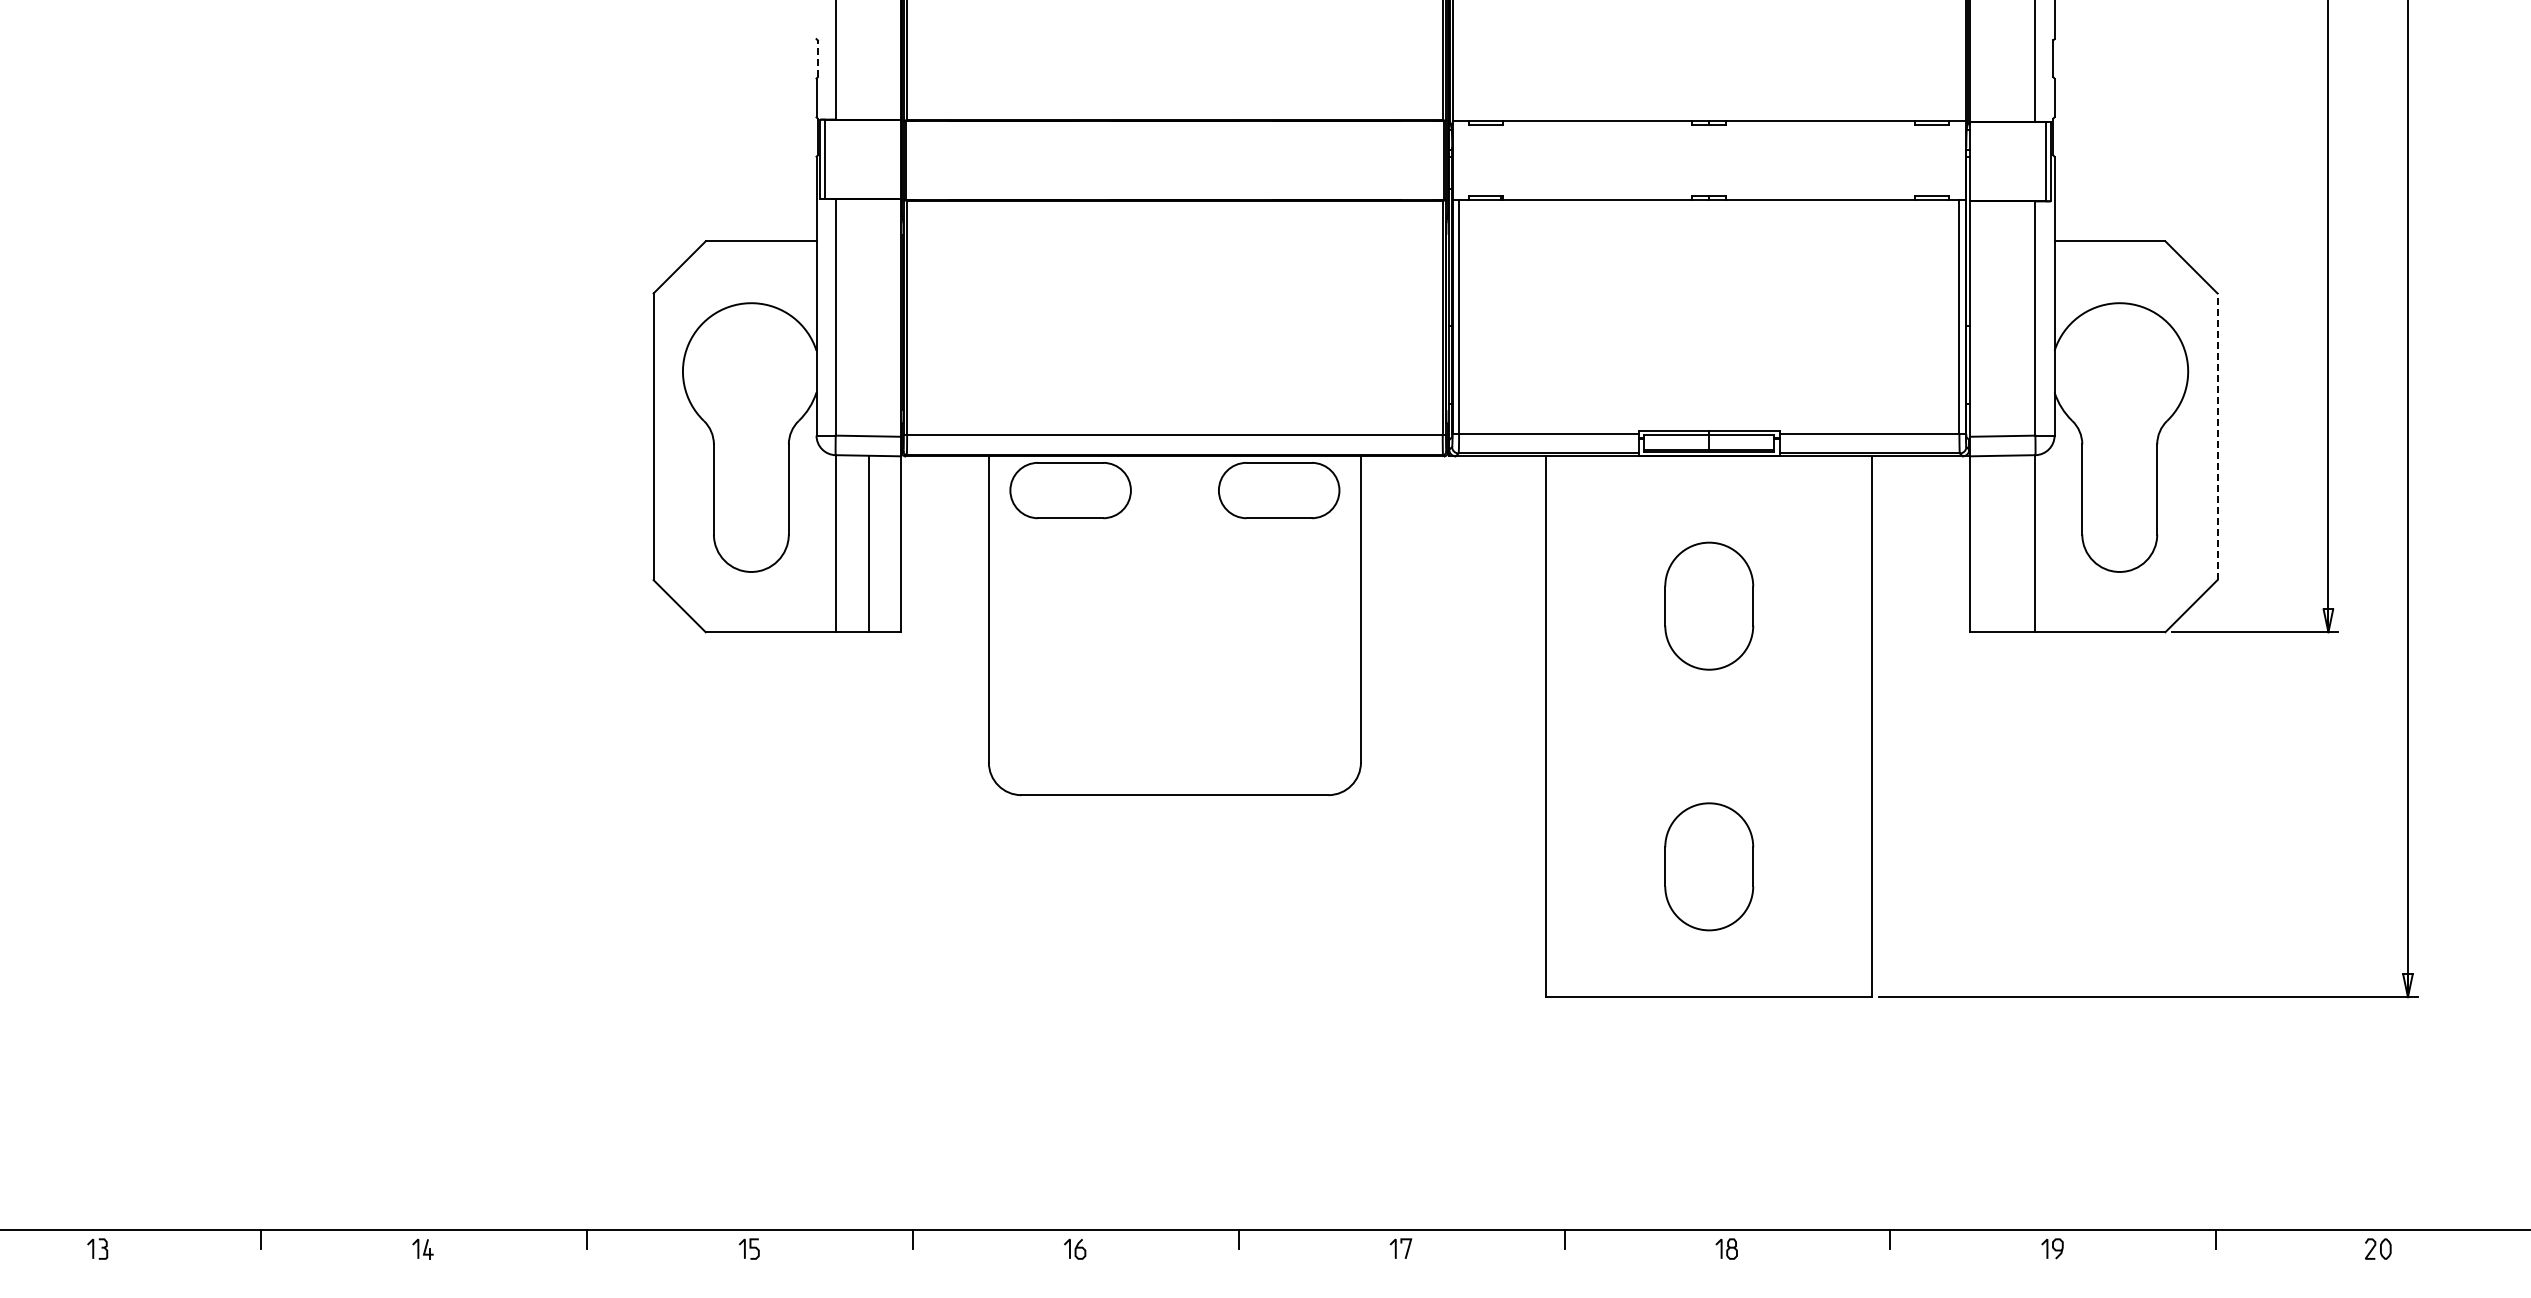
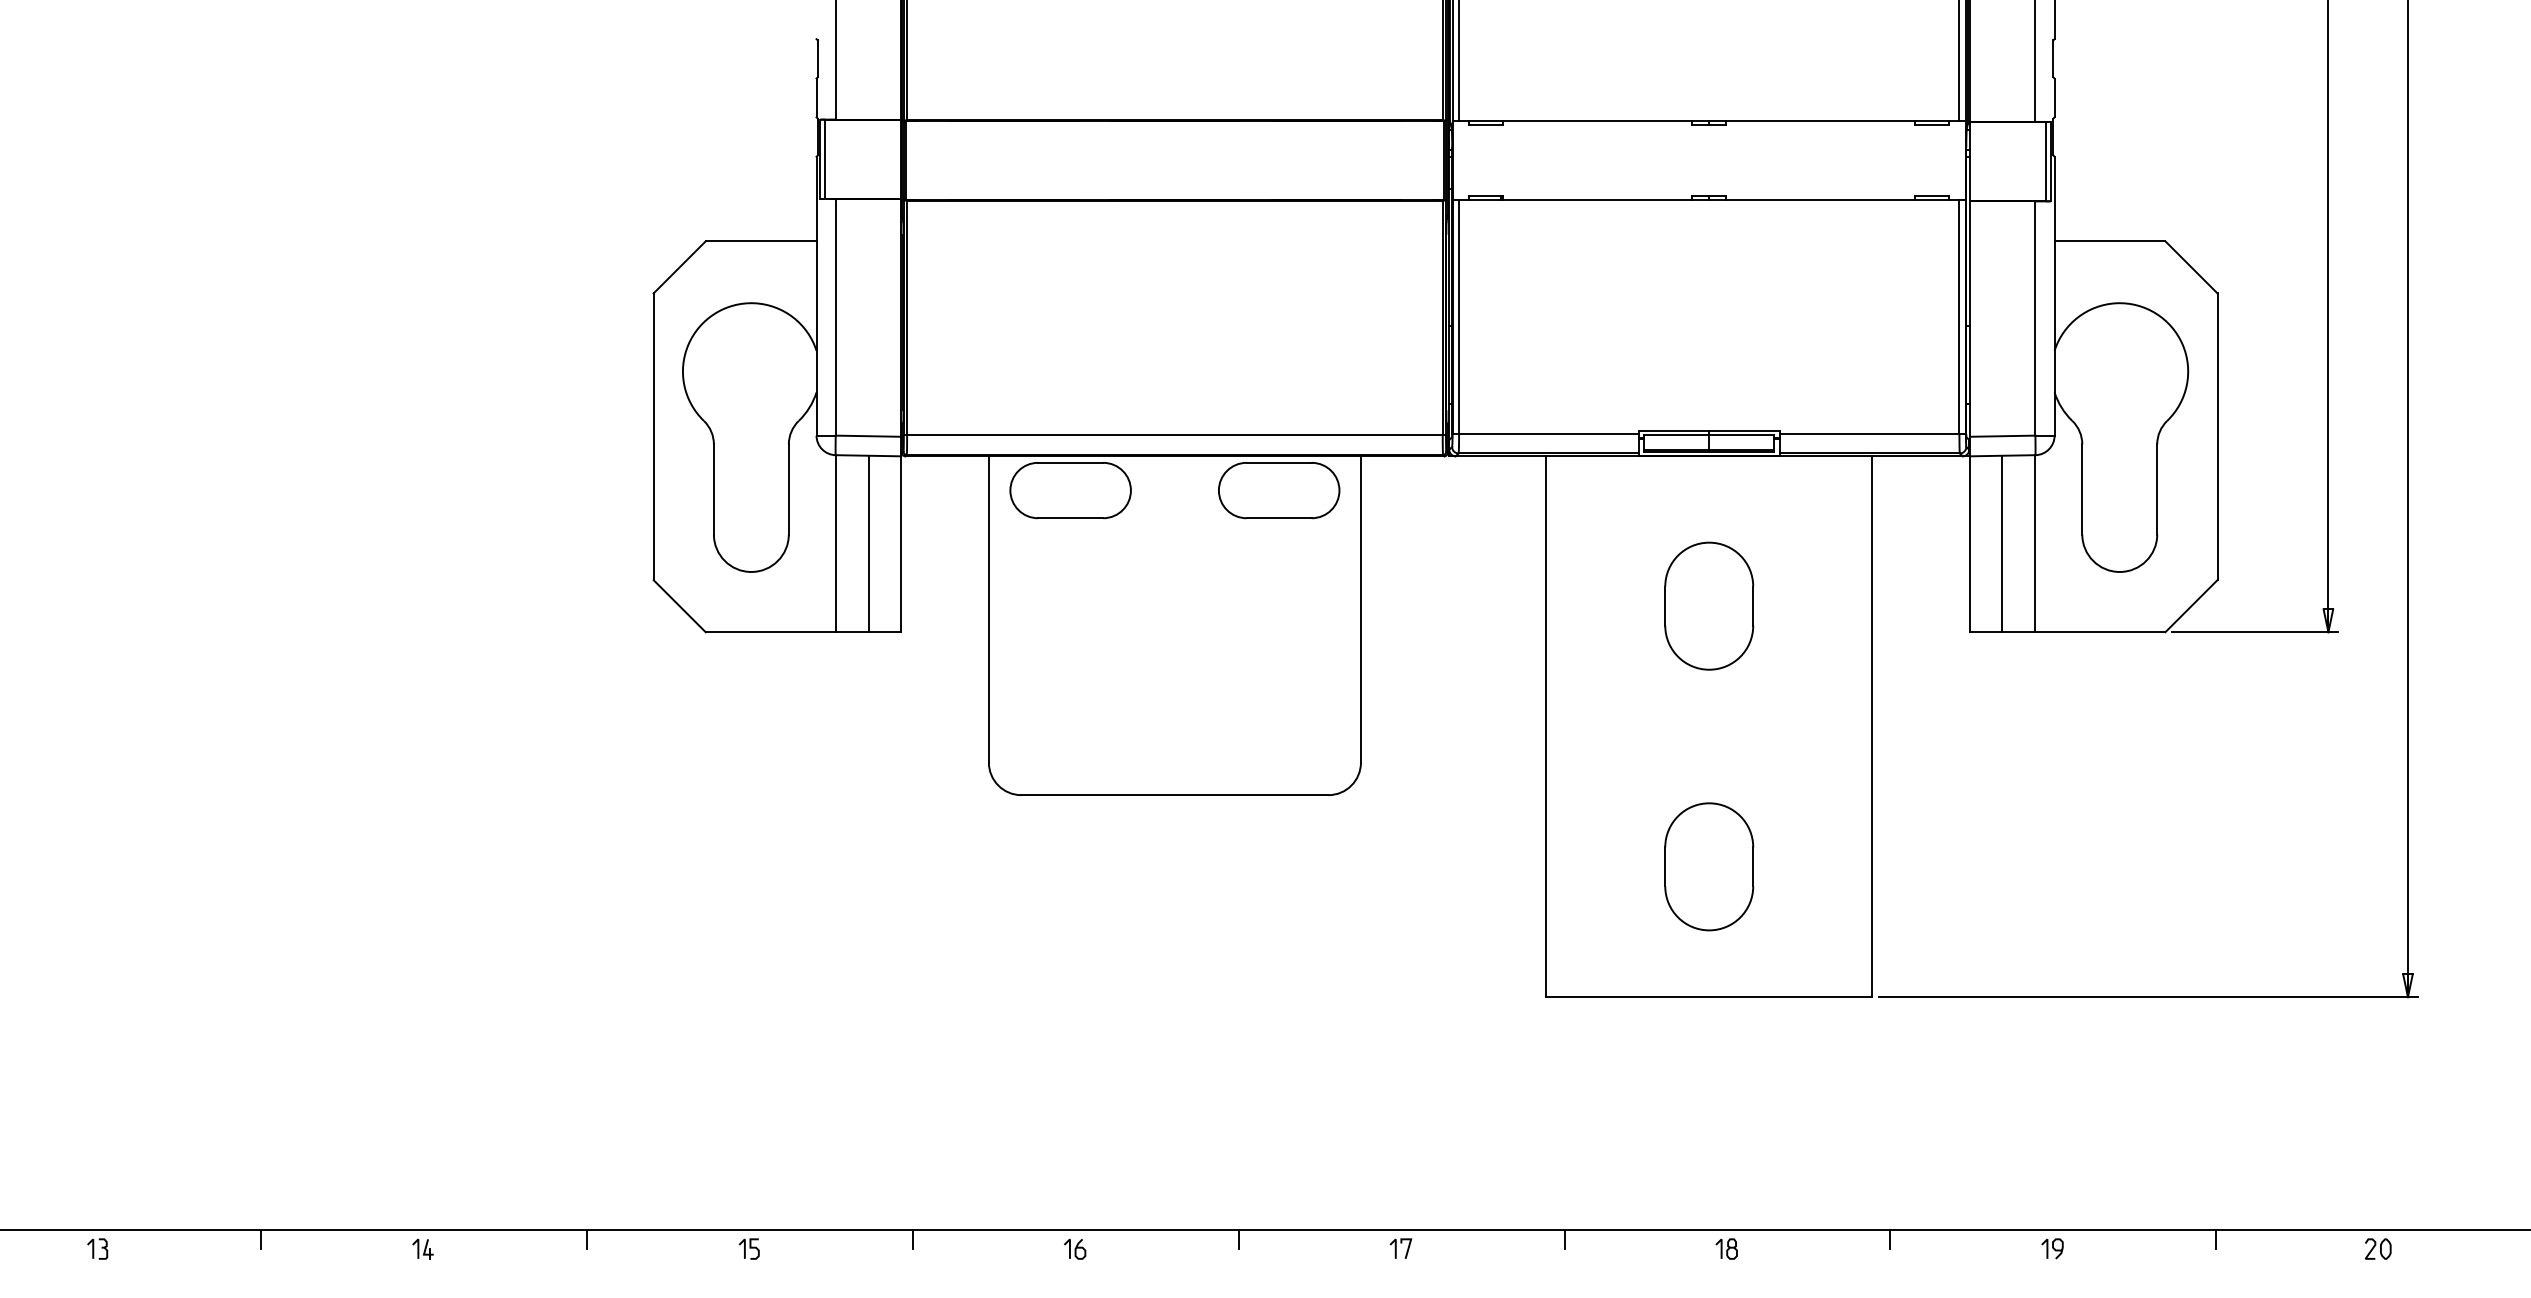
line: dashed -> solid (817, 58)
line: none -> present (1459, 61)
line: none -> present (1959, 61)
line: dashed -> solid (2217, 436)
line: none -> present (2002, 543)
